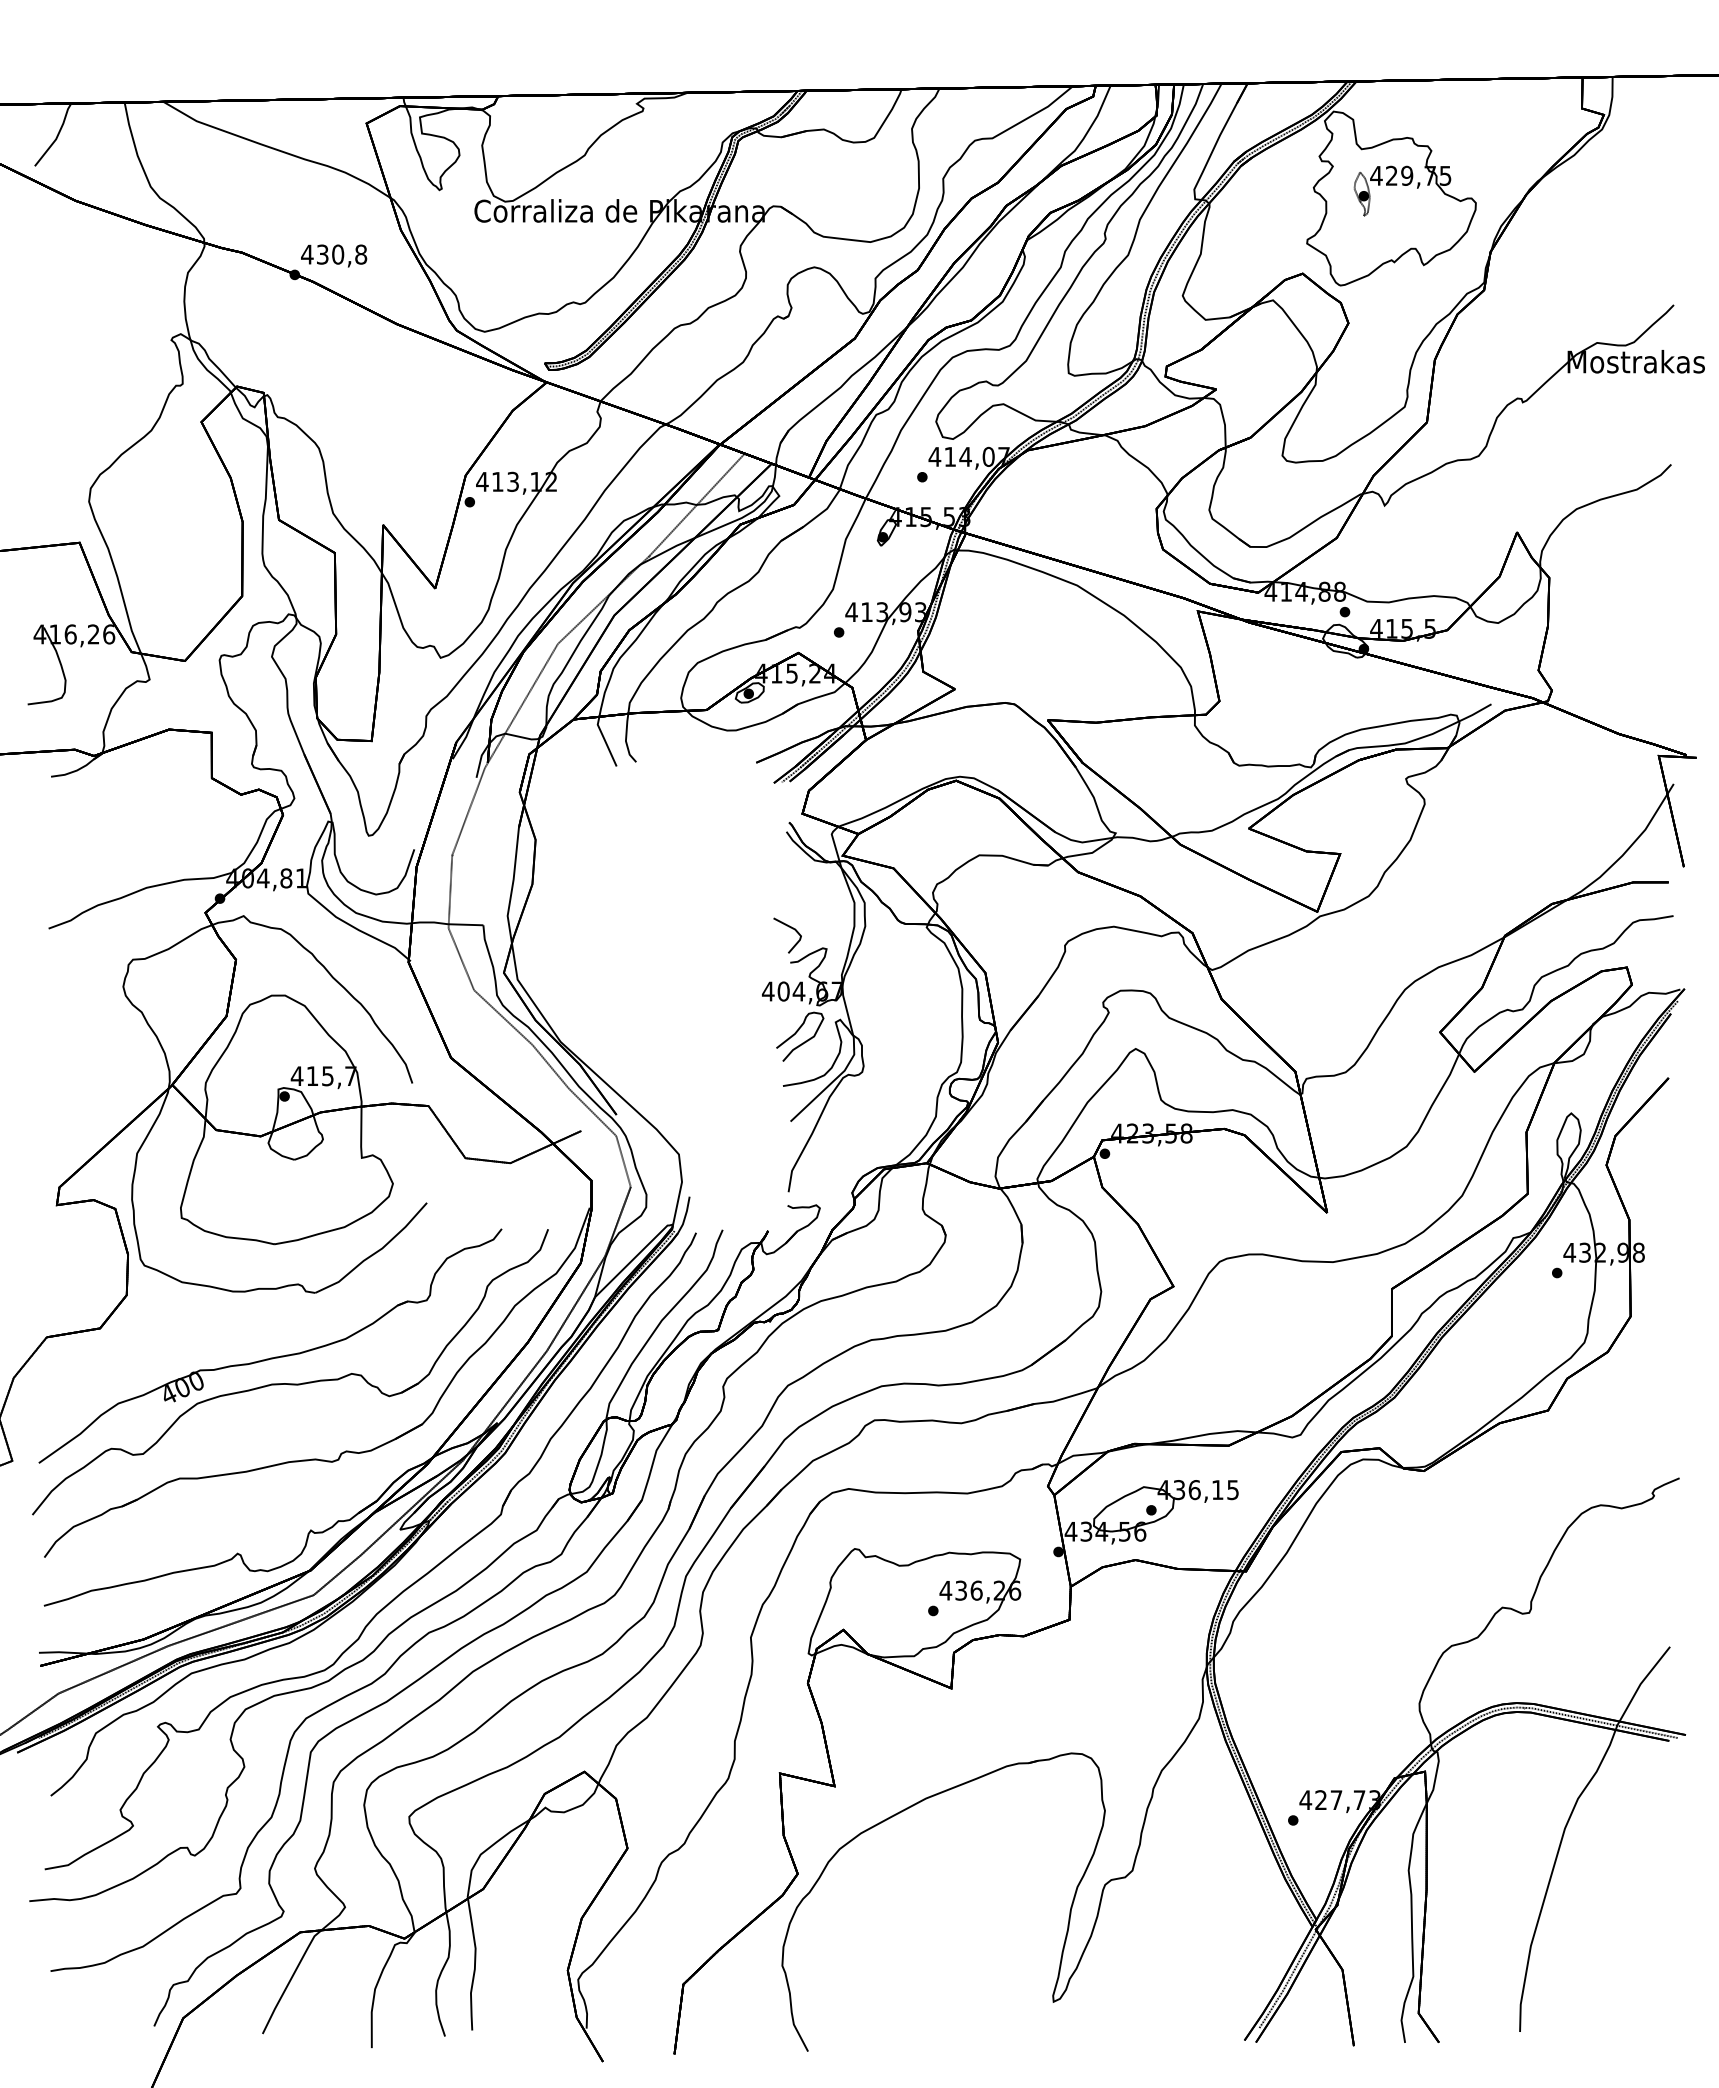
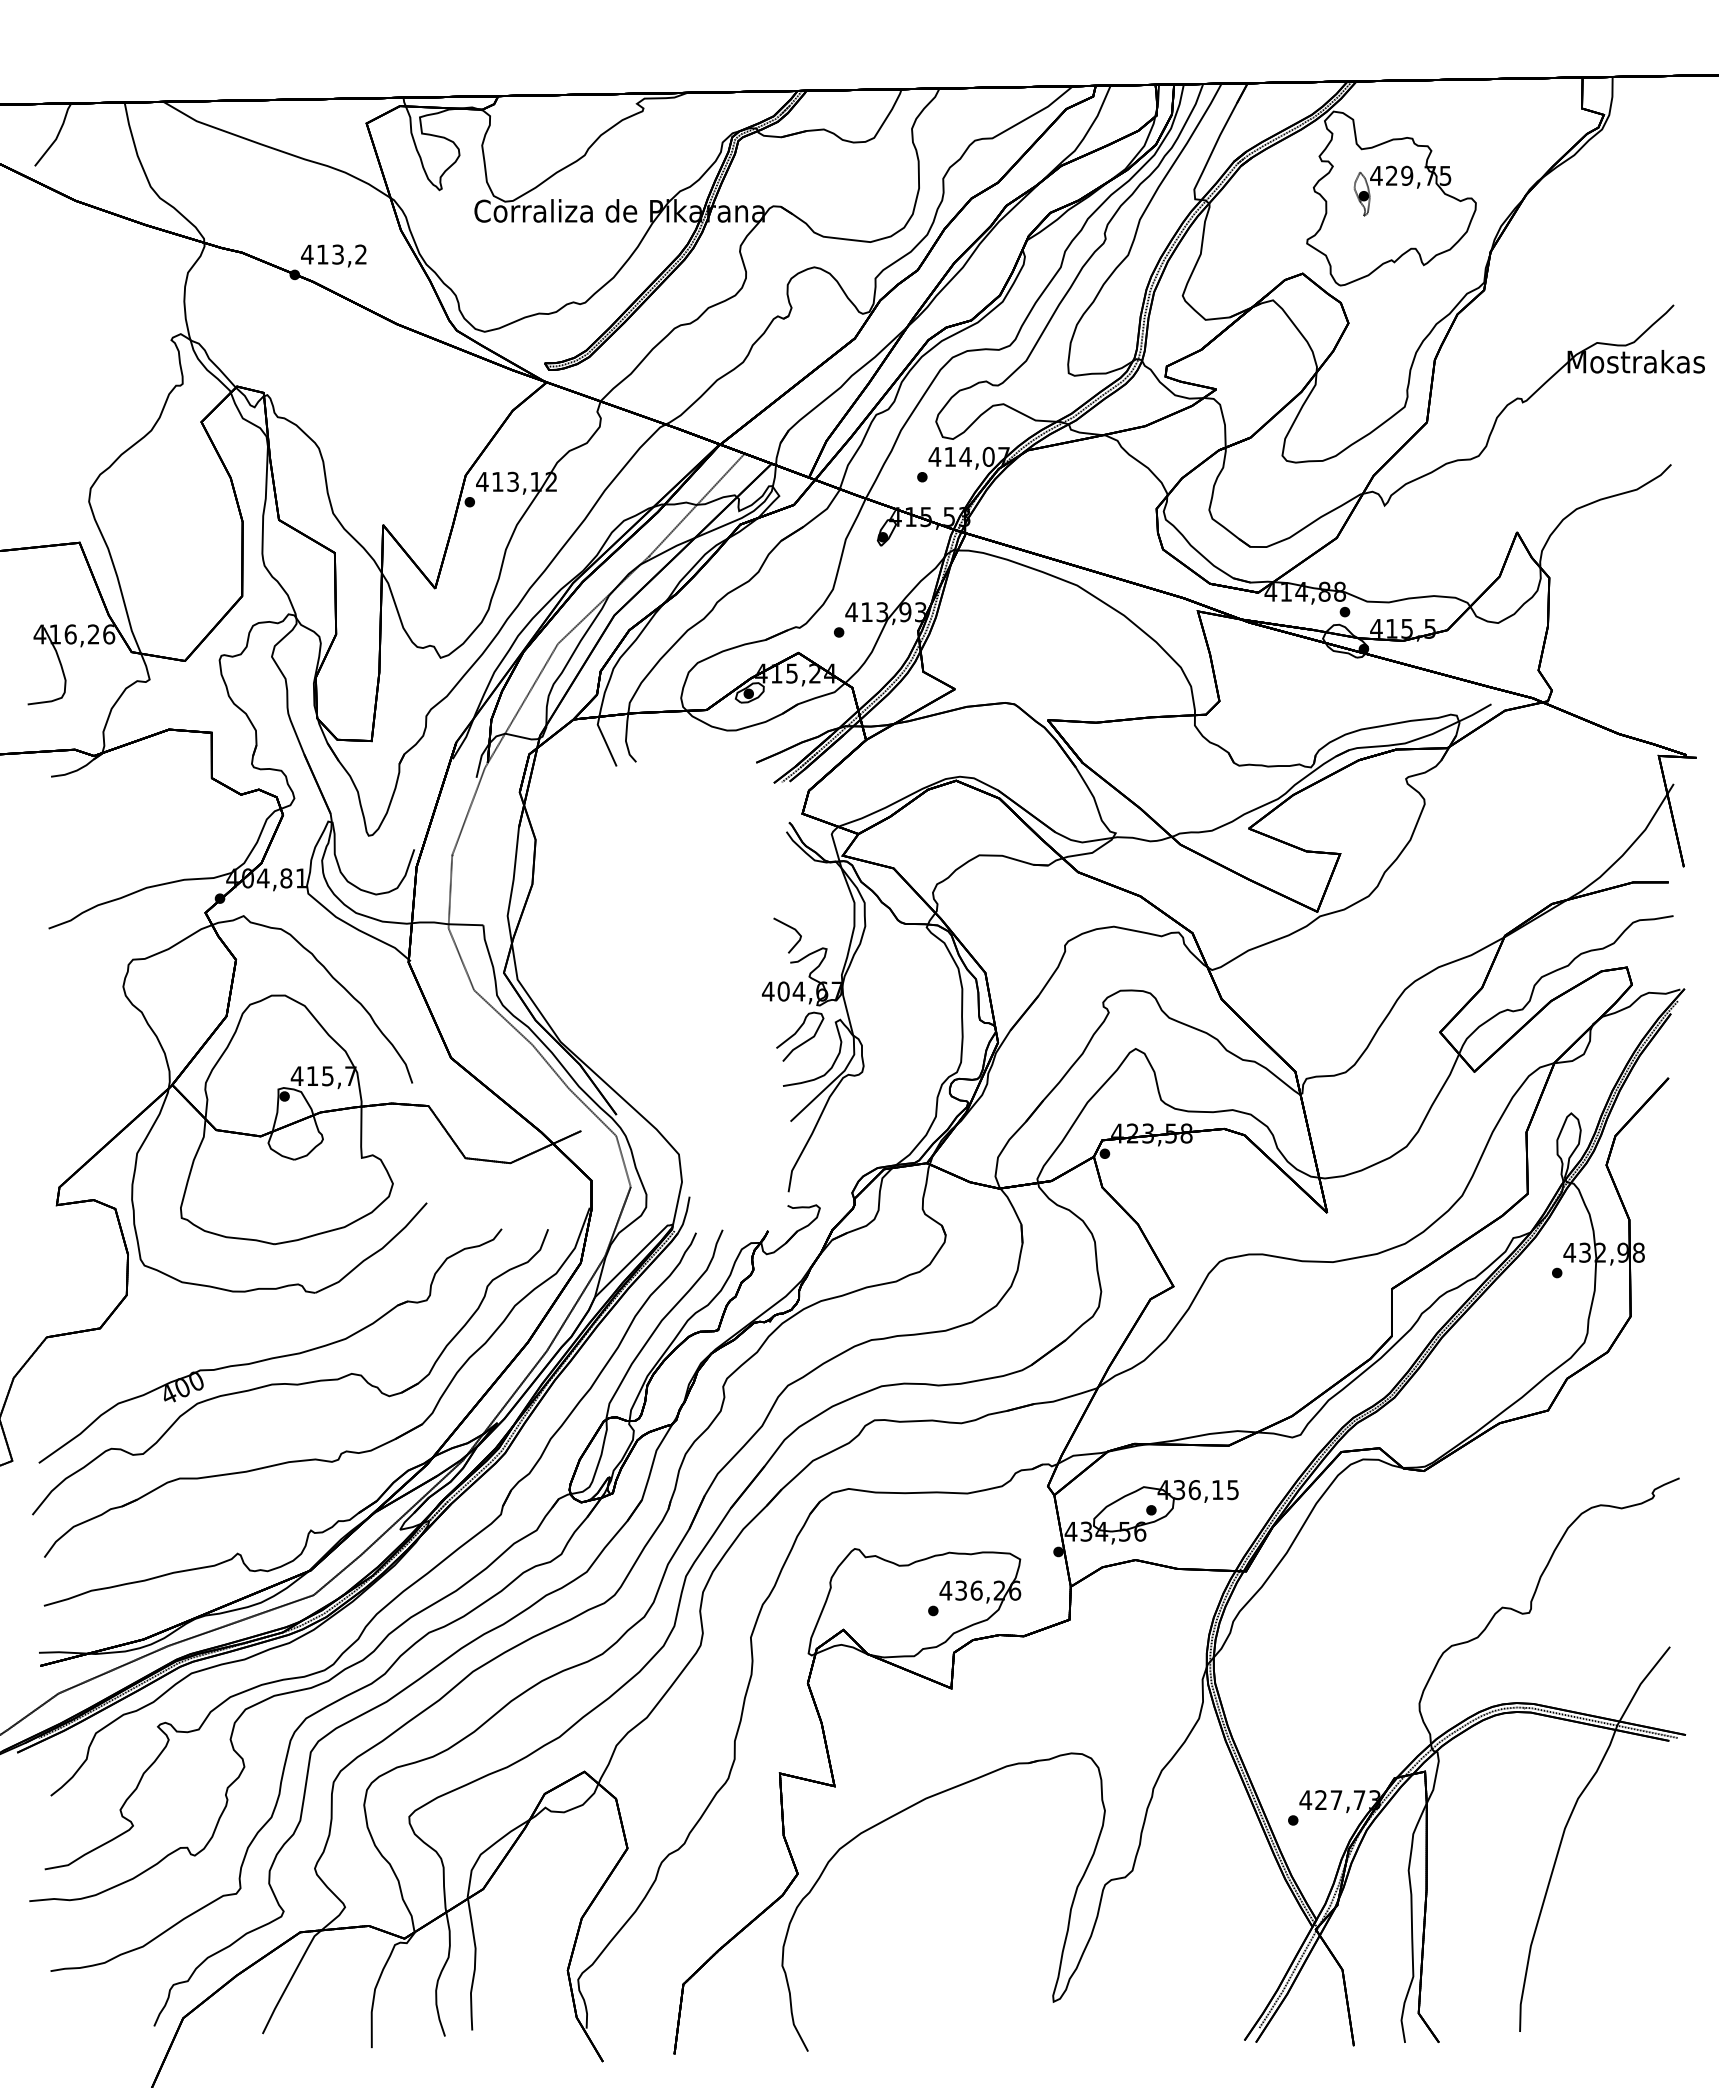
text: 430,8 -> 413,2 (342, 254)
